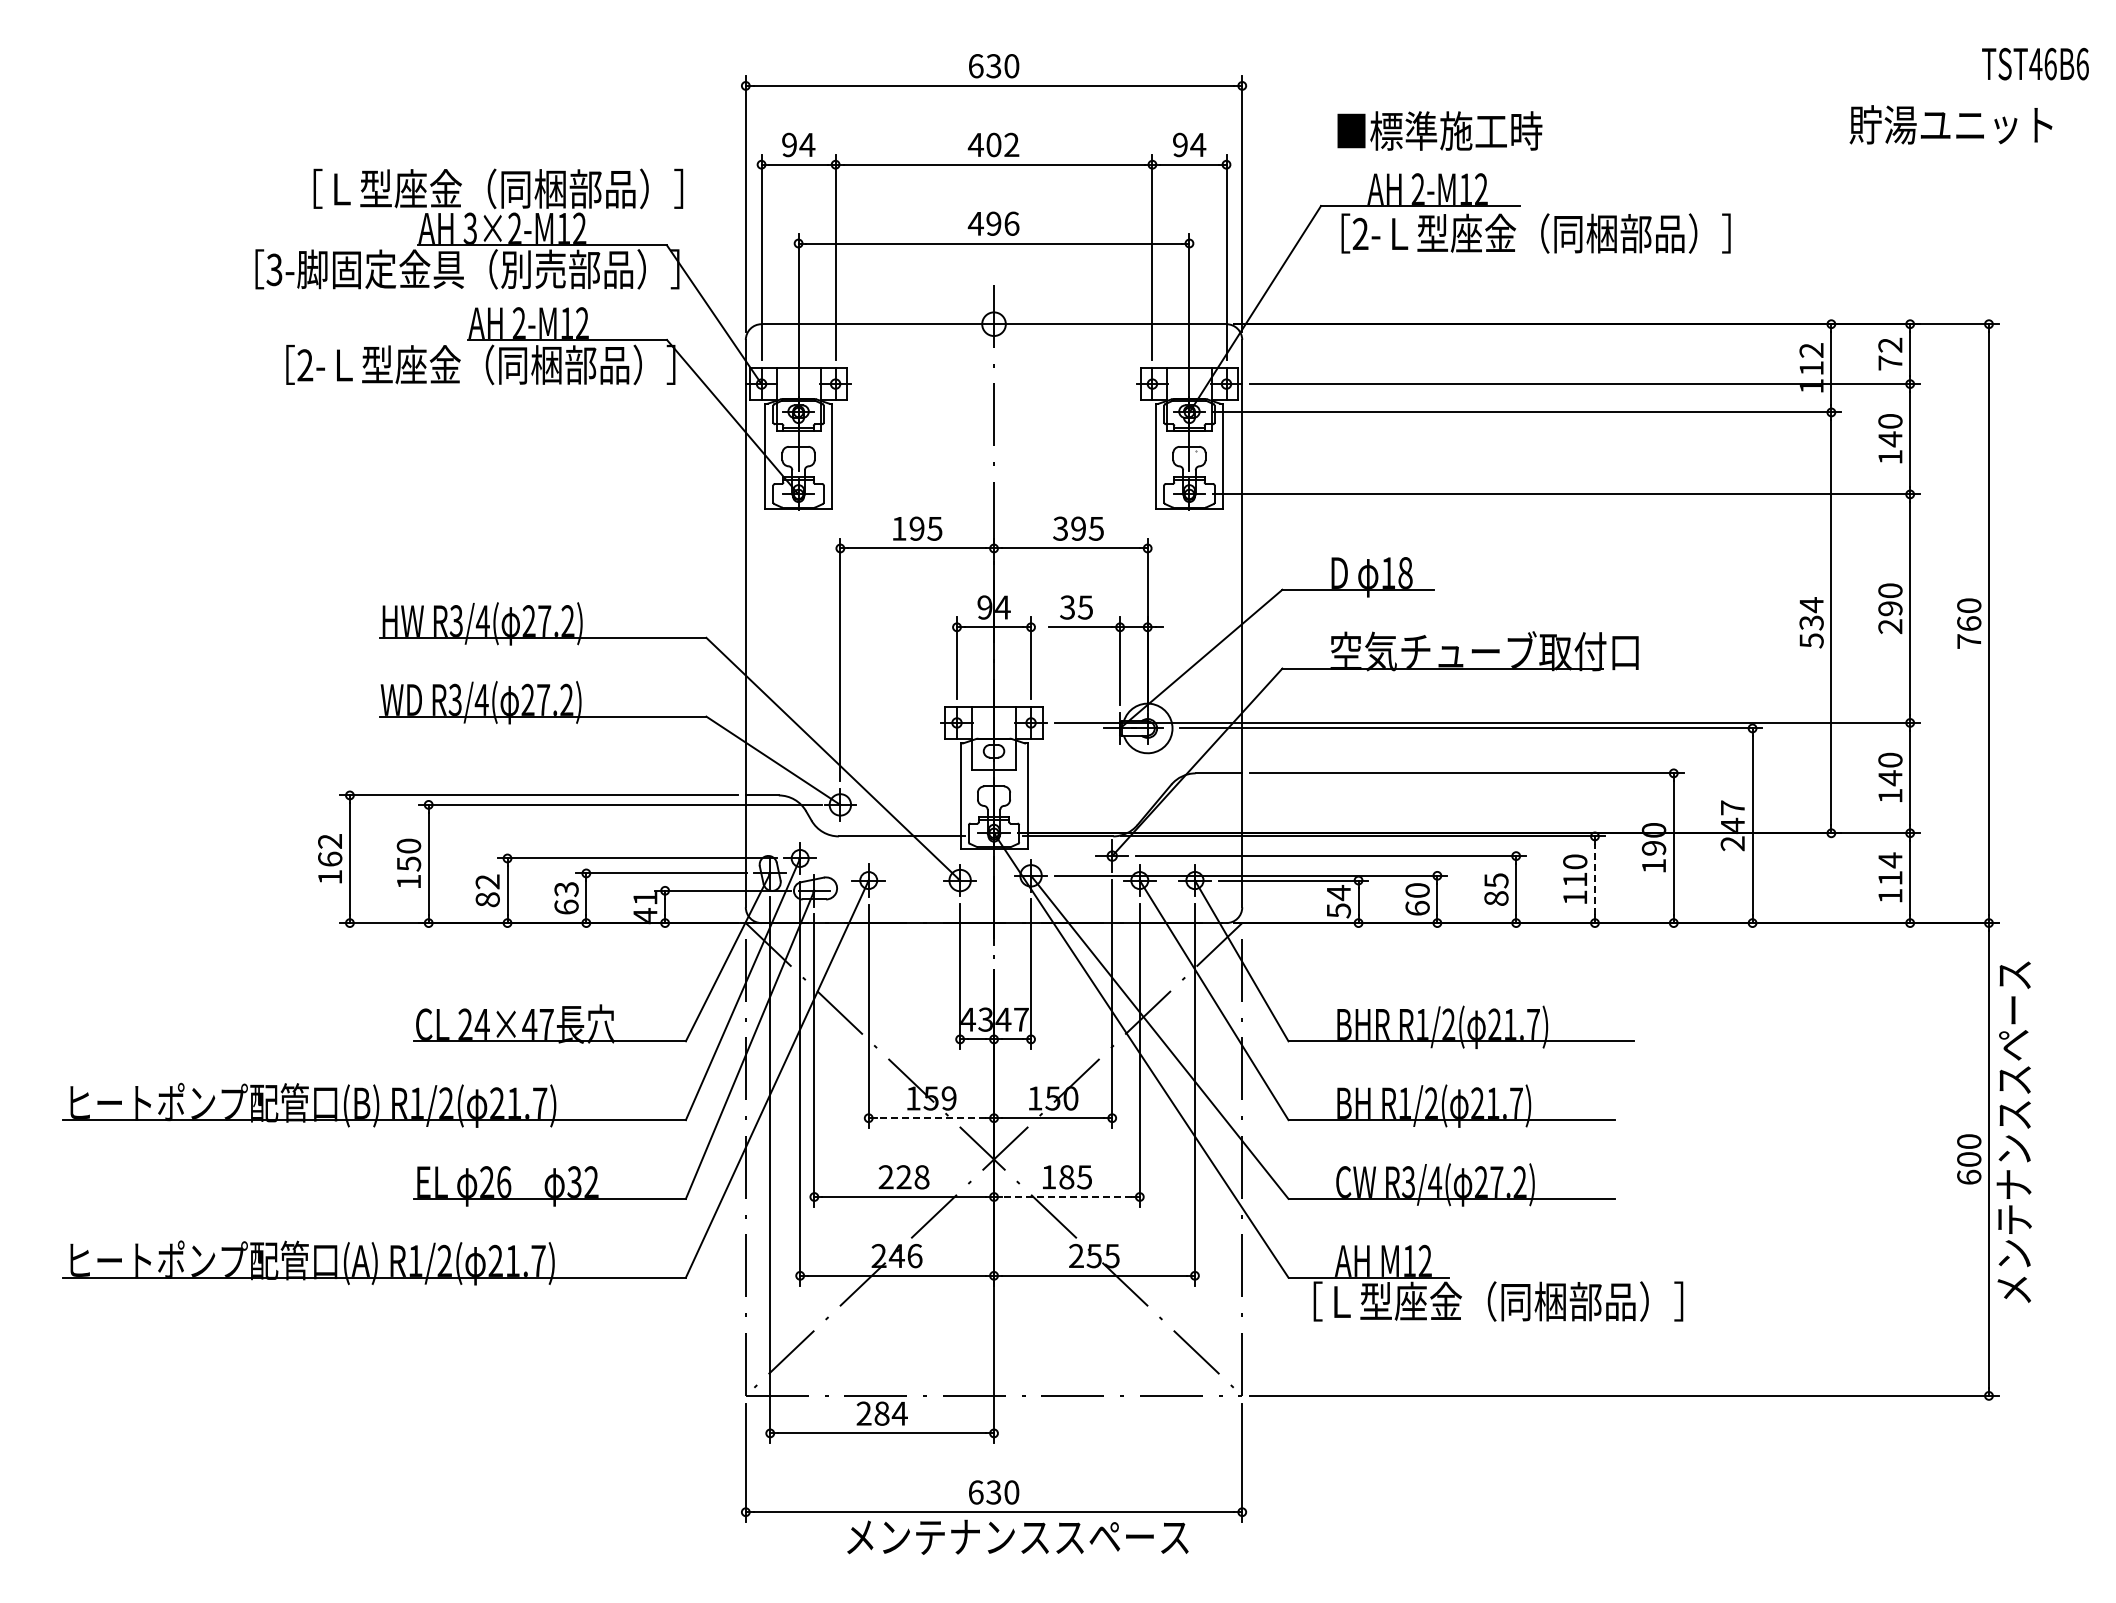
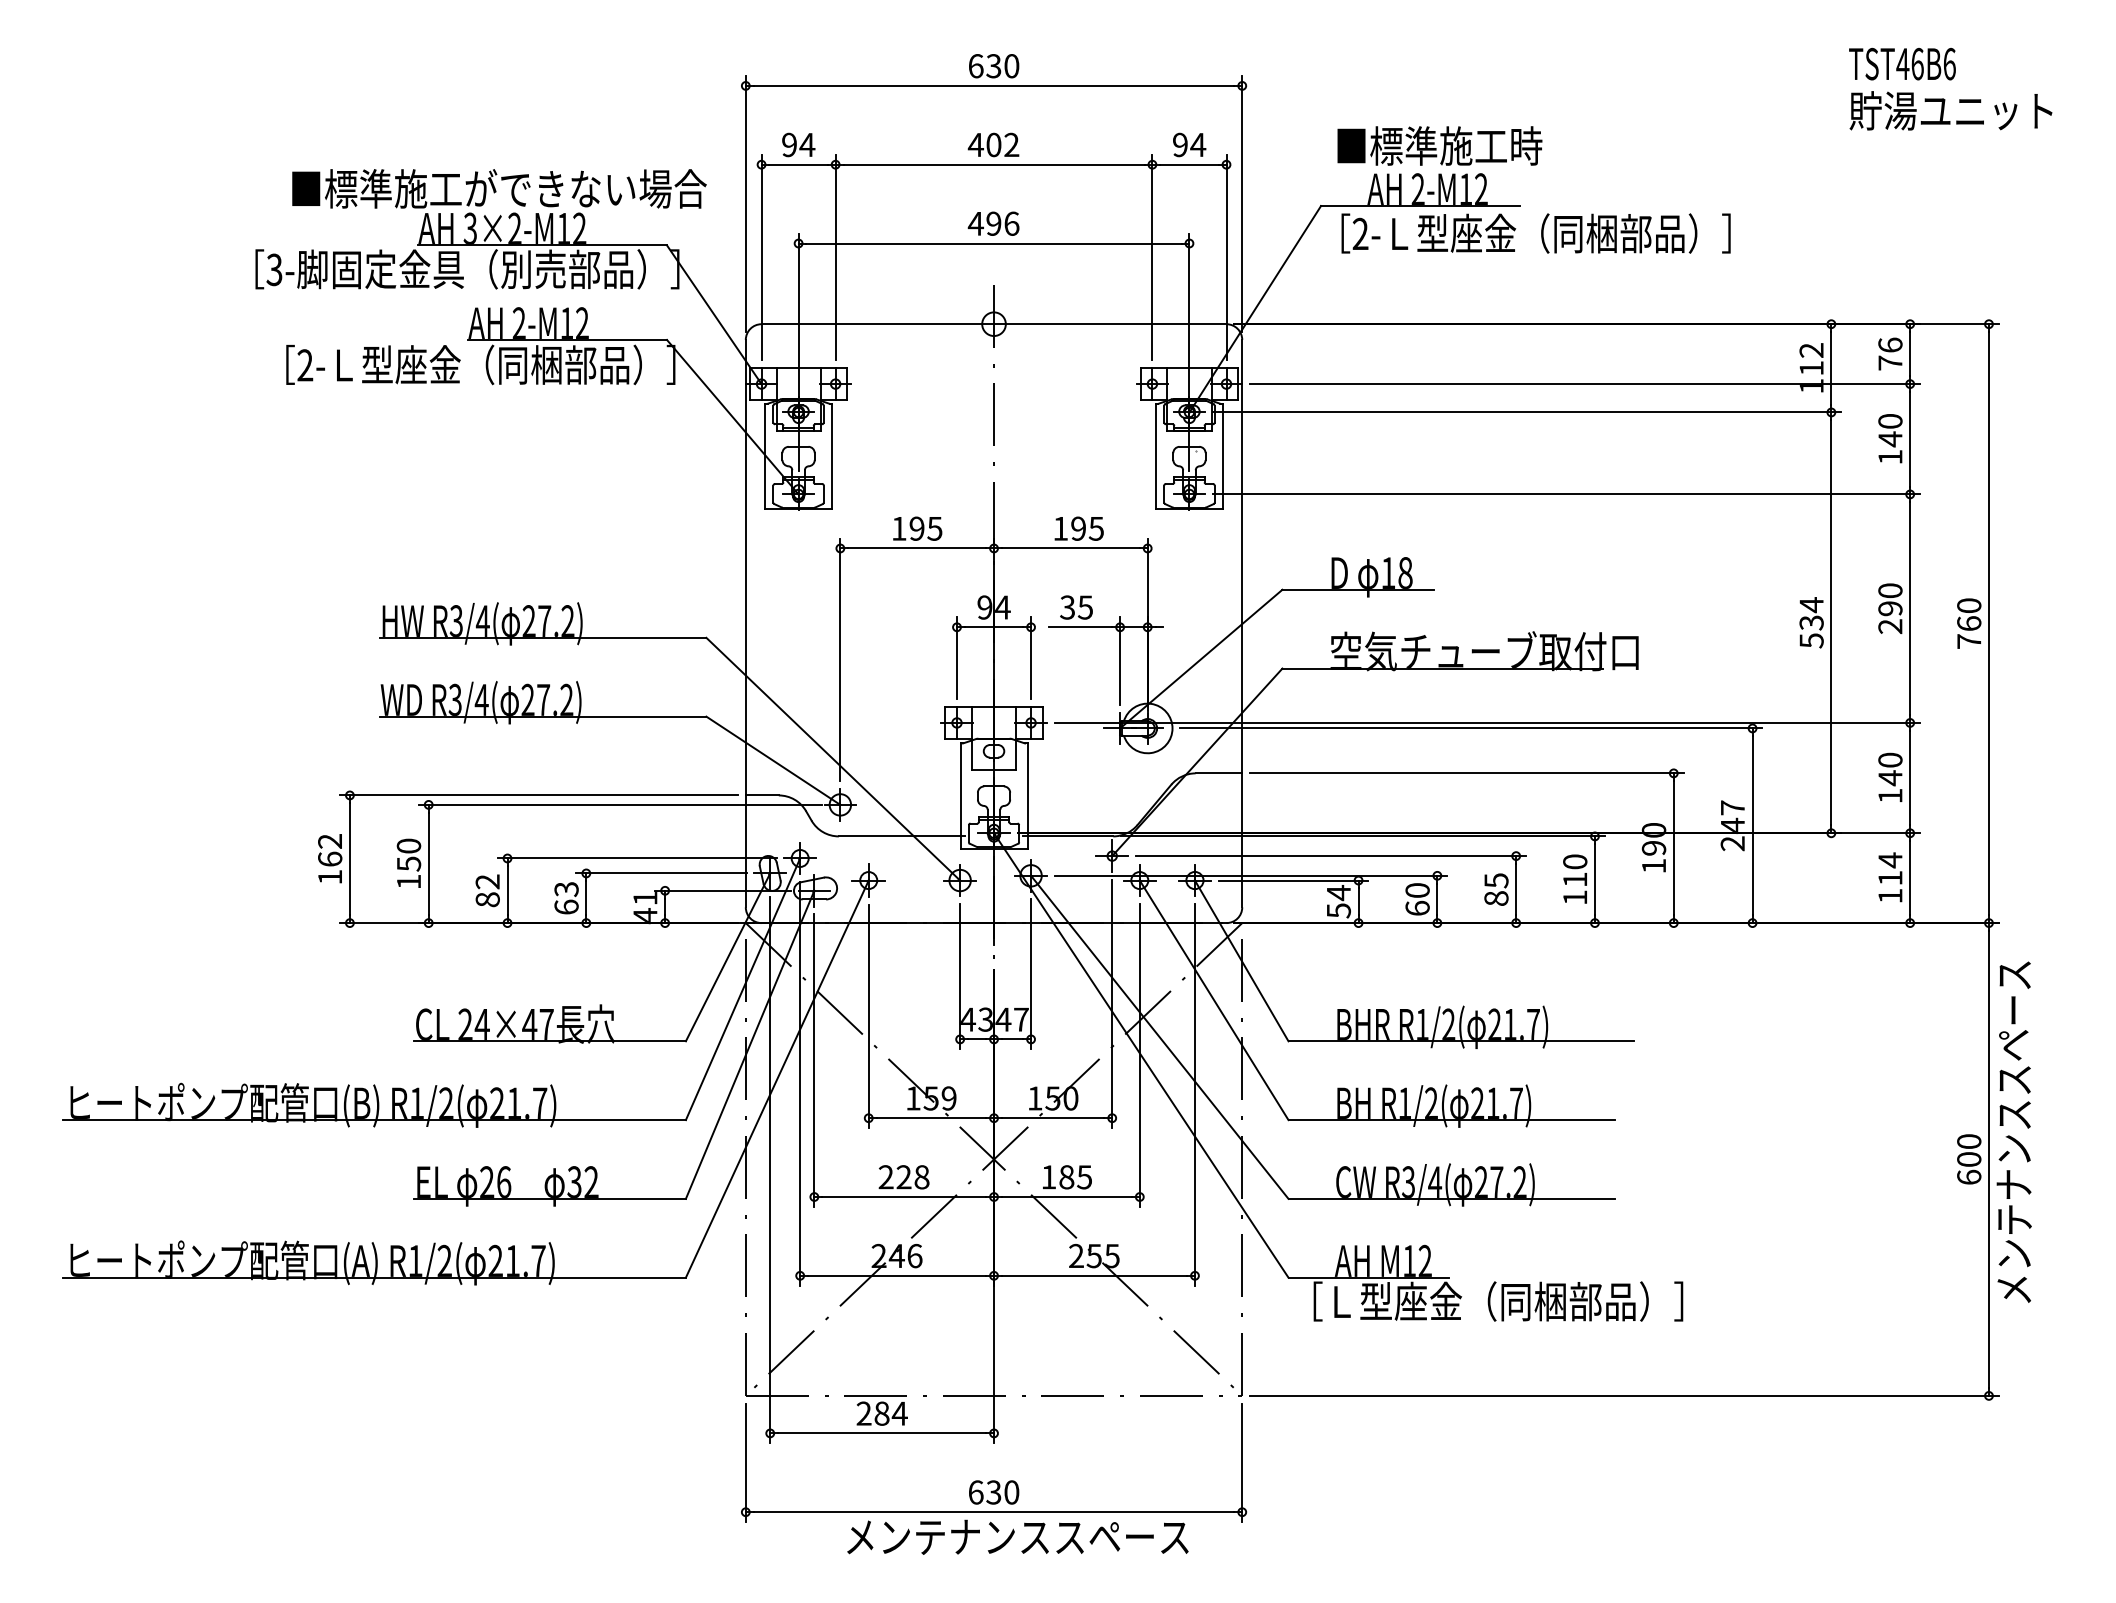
text position: (2035, 63) -> (1902, 63) (1902, 63)
text position: (1950, 124) -> (1950, 110) (1950, 110)
text position: (1439, 130) -> (1439, 145) (1439, 145)
text: ［Ｌ型座金（同梱部品）］ -> ■標準施工ができない場合 (499, 188)
text: 72 -> 76 (1890, 344)
text: 395 -> 195 (1060, 528)
line: dashed -> solid (1594, 879)
line: dashed -> solid (931, 1118)
line: dashed -> solid (1066, 1197)
